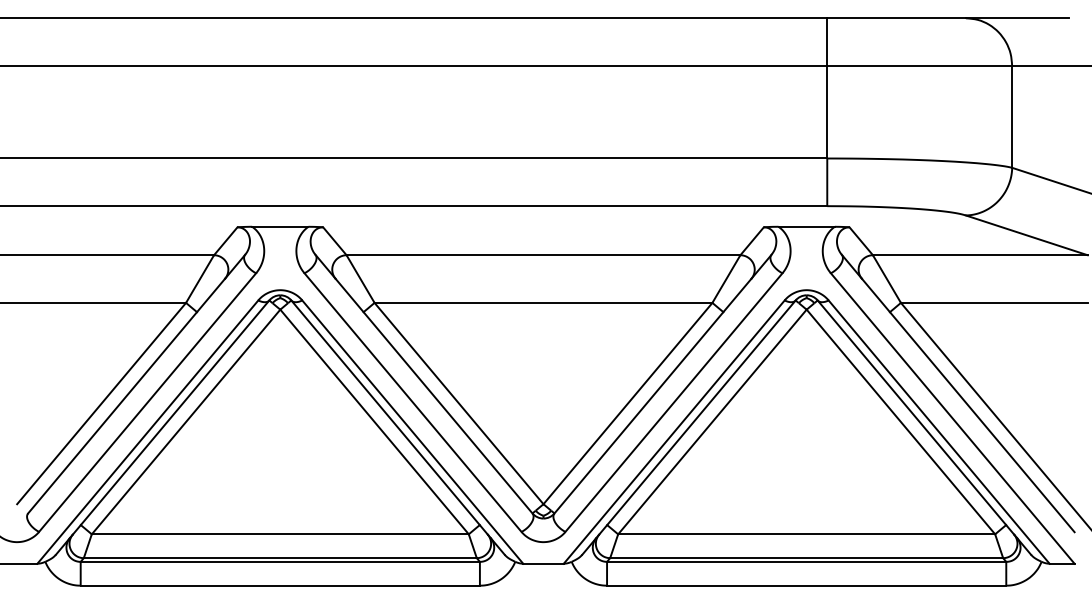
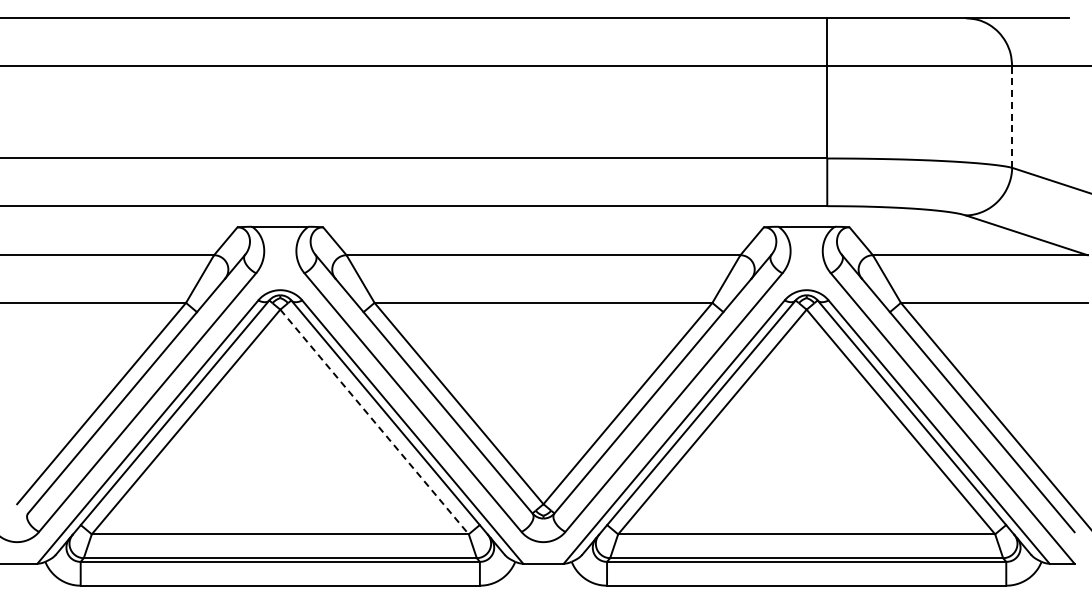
line: solid -> dashed (1012, 116)
line: solid -> dashed (374, 421)
